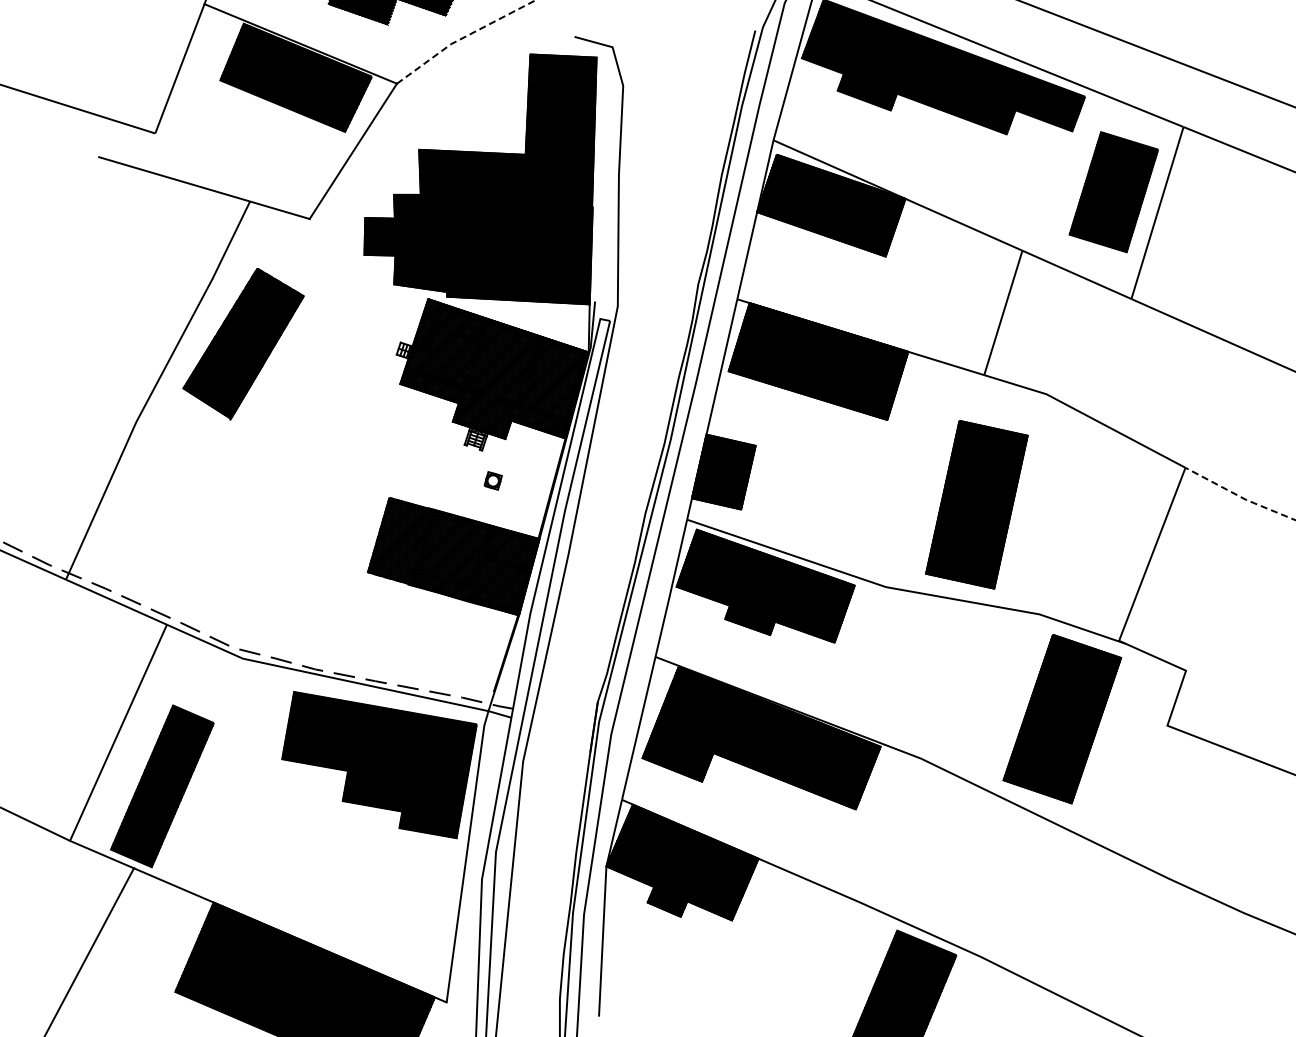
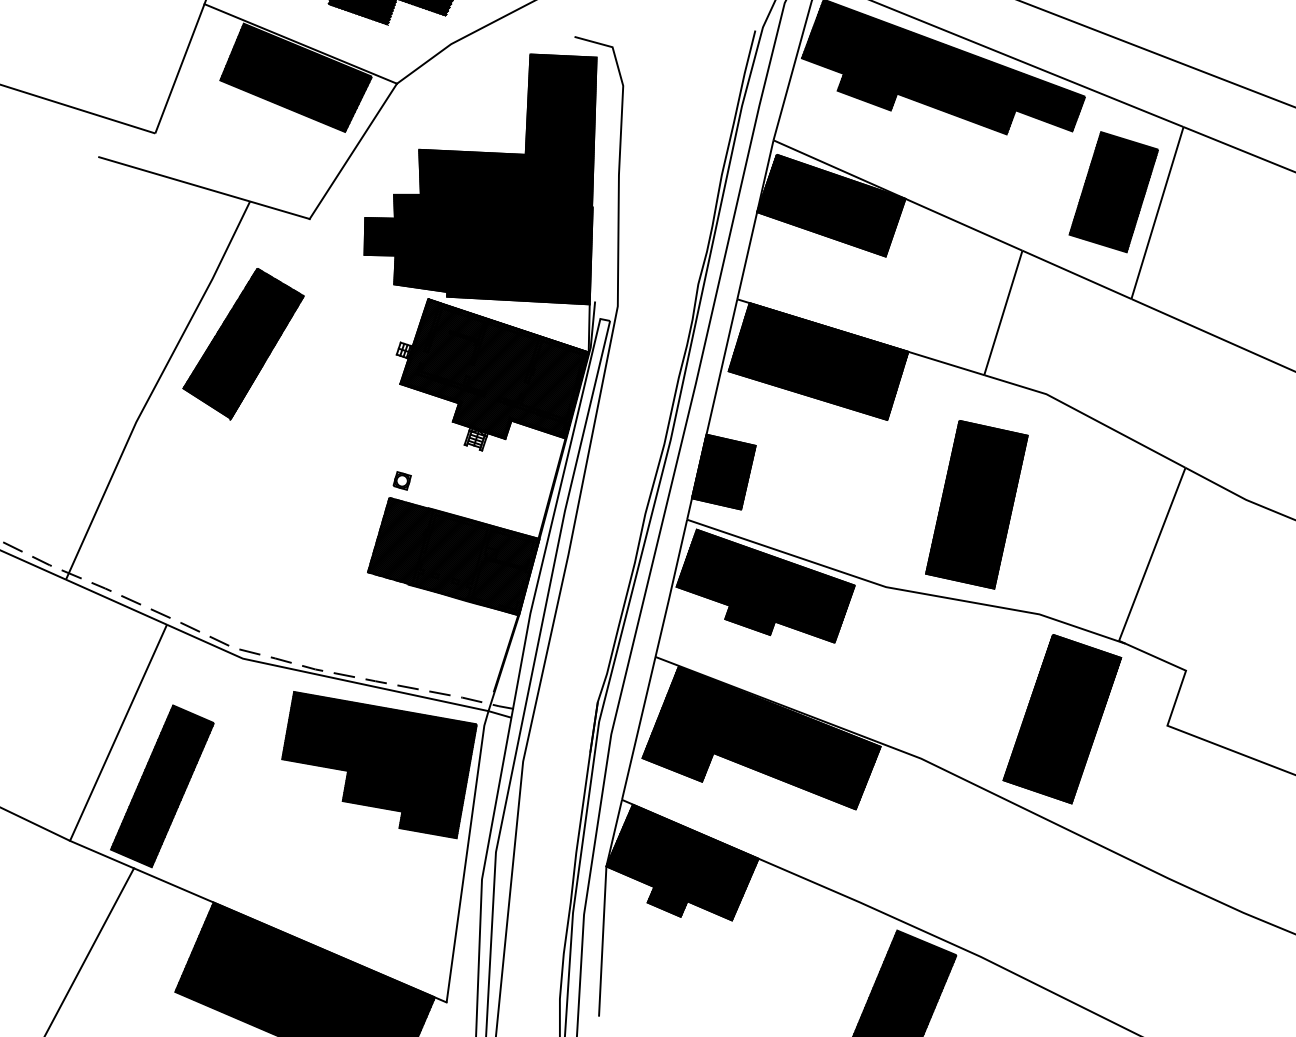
line: dashed -> solid (463, 37)
part position: (492, 480) -> (401, 480) (401, 480)
line: dashed -> solid (1239, 496)
